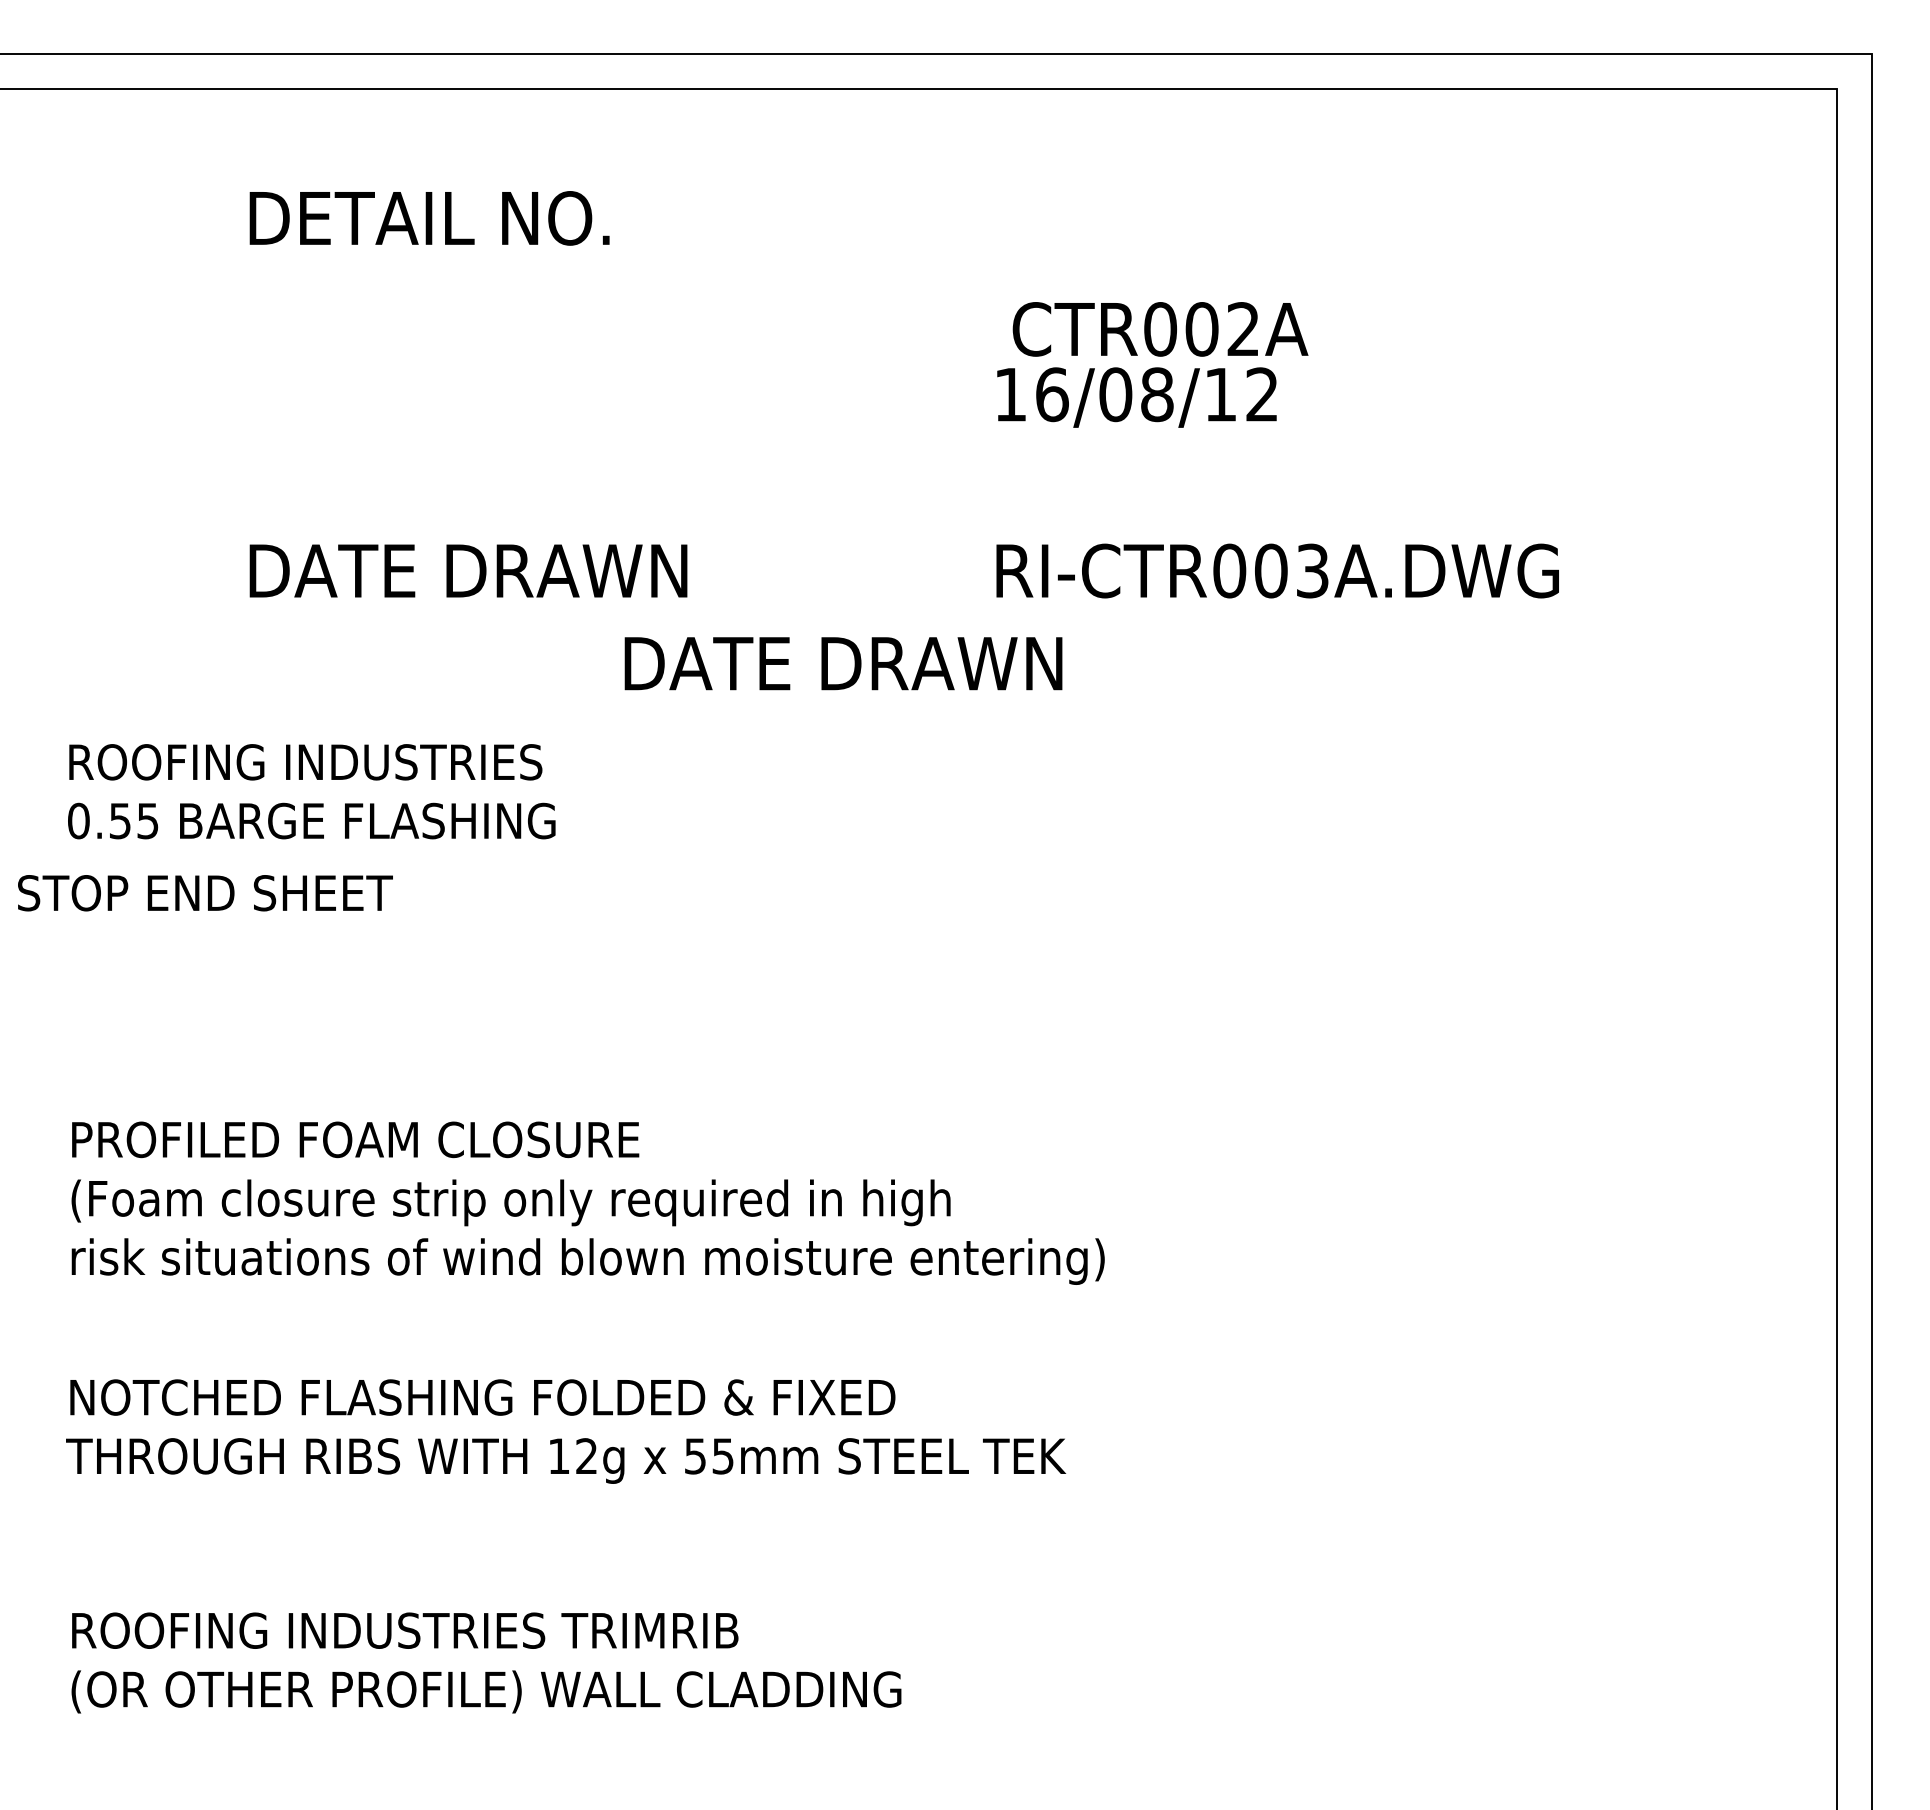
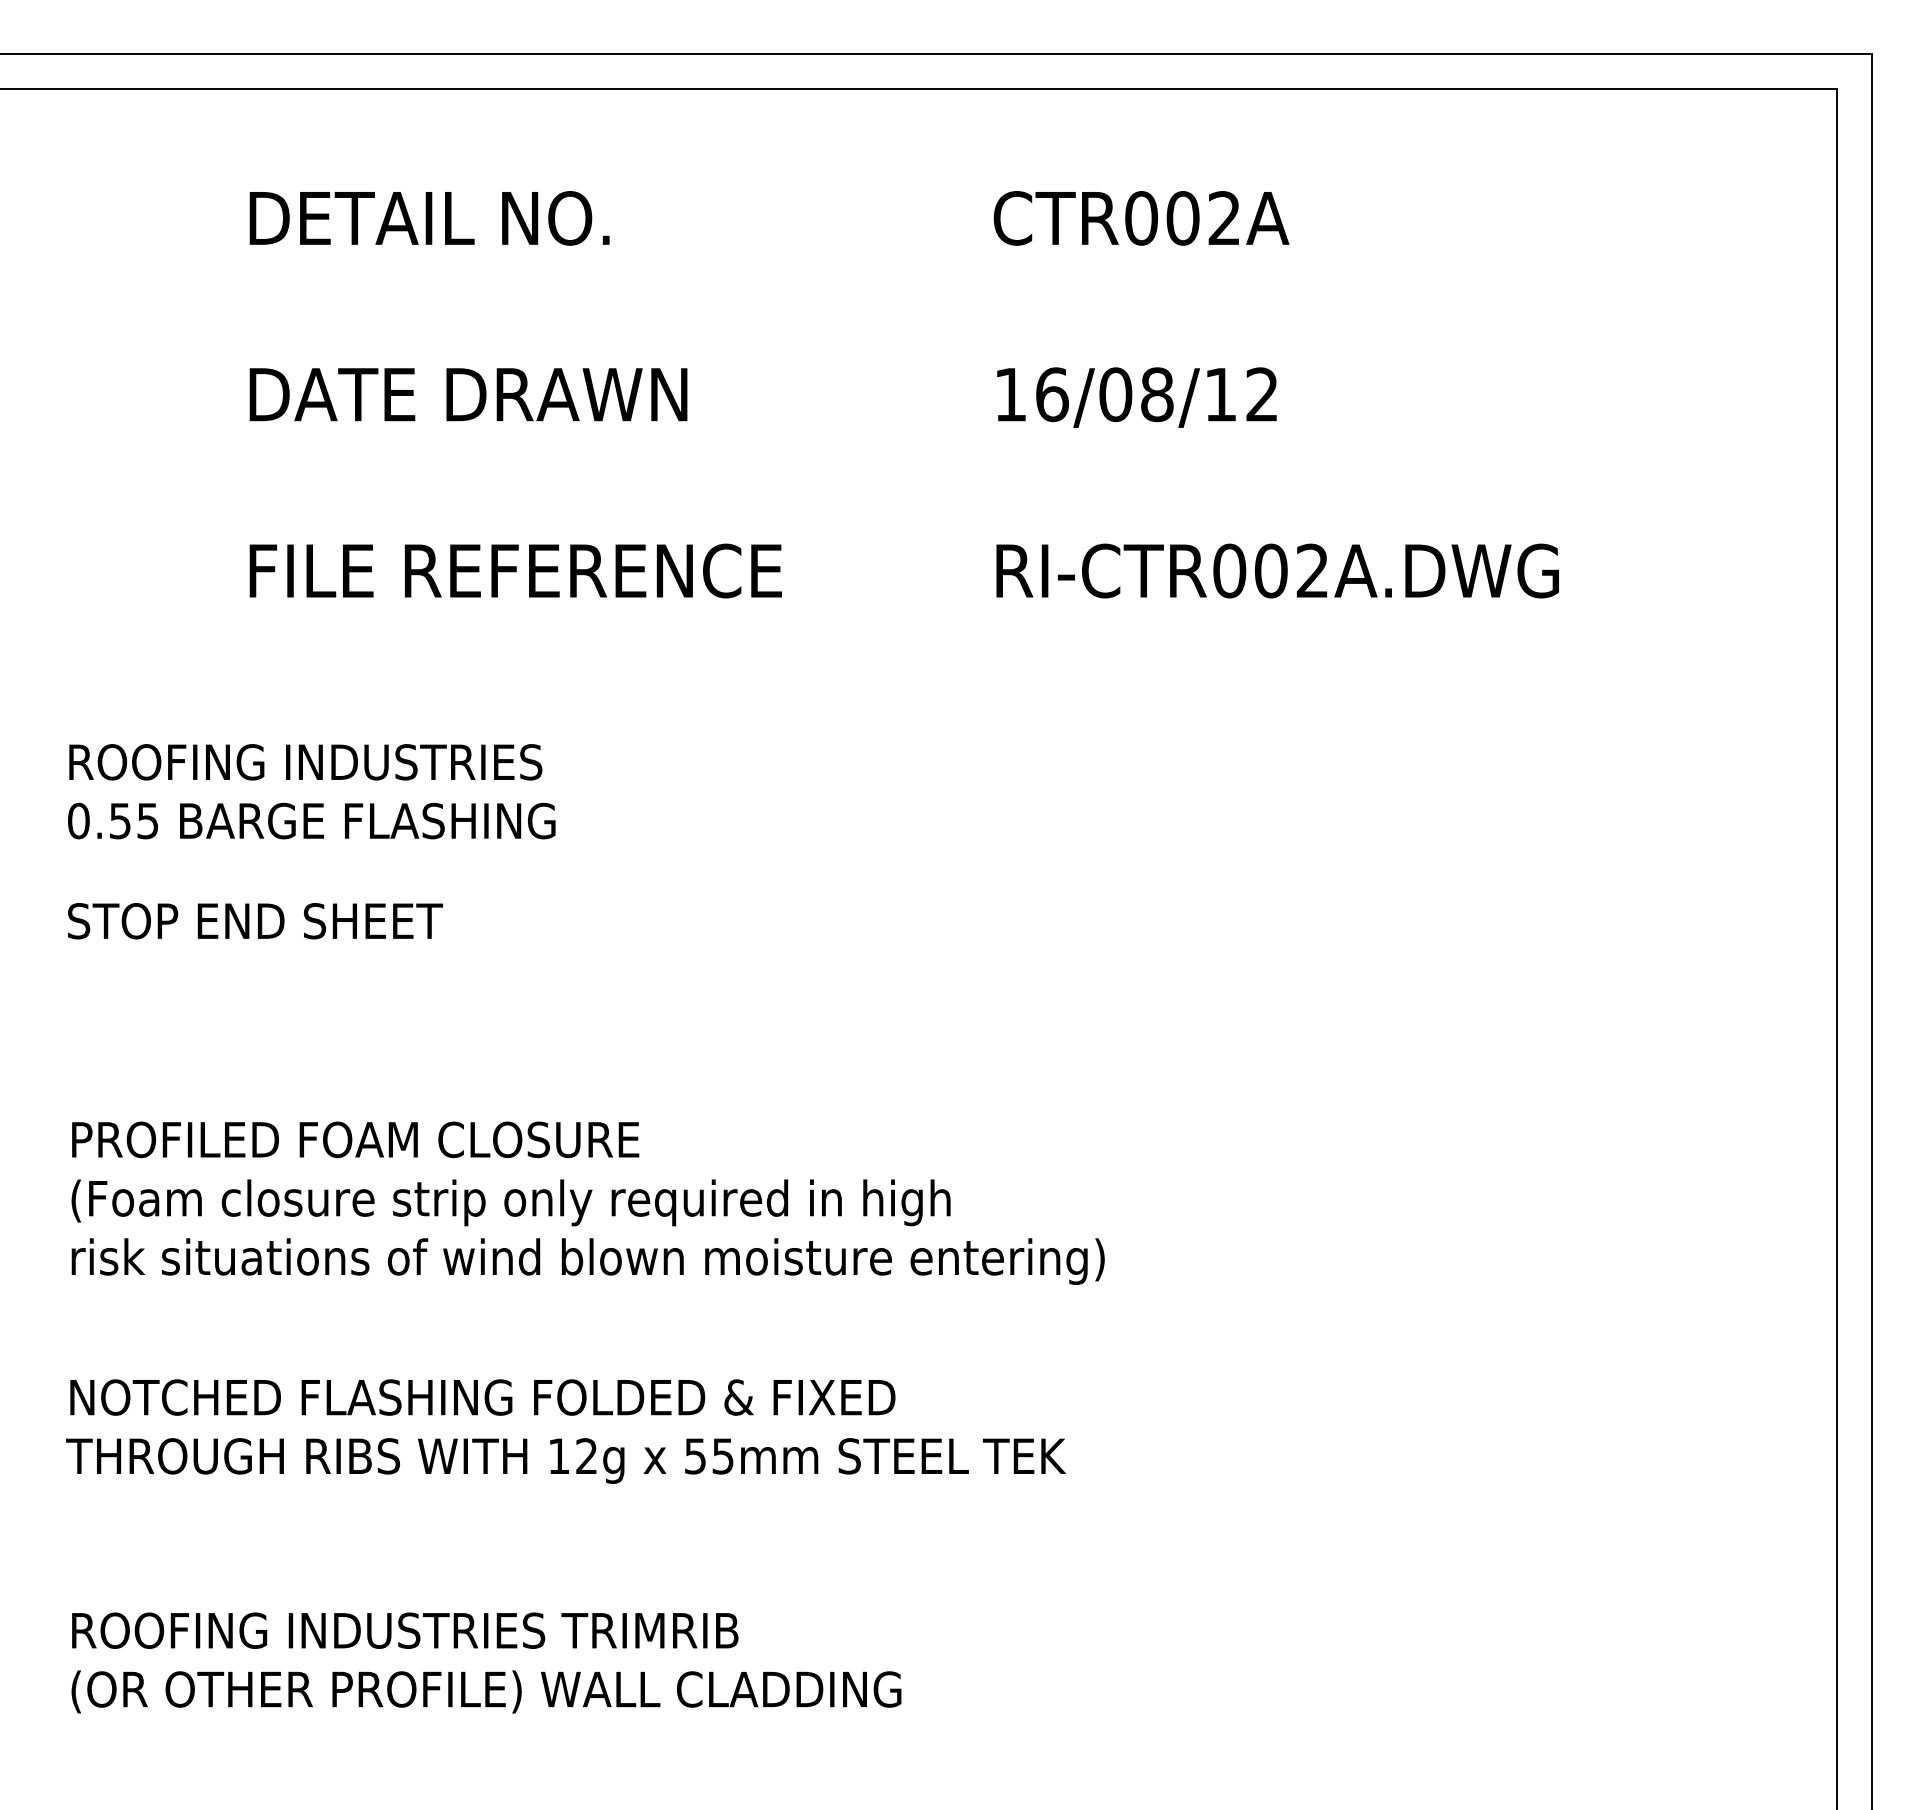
text position: (1160, 329) -> (1141, 218) (1141, 218)
text: DATE DRAWN -> FILE REFERENCE (518, 570)
text: RI-CTR003A.DWG -> RI-CTR002A.DWG (1312, 570)
text position: (843, 663) -> (468, 394) (468, 394)
text position: (205, 893) -> (255, 921) (255, 921)
